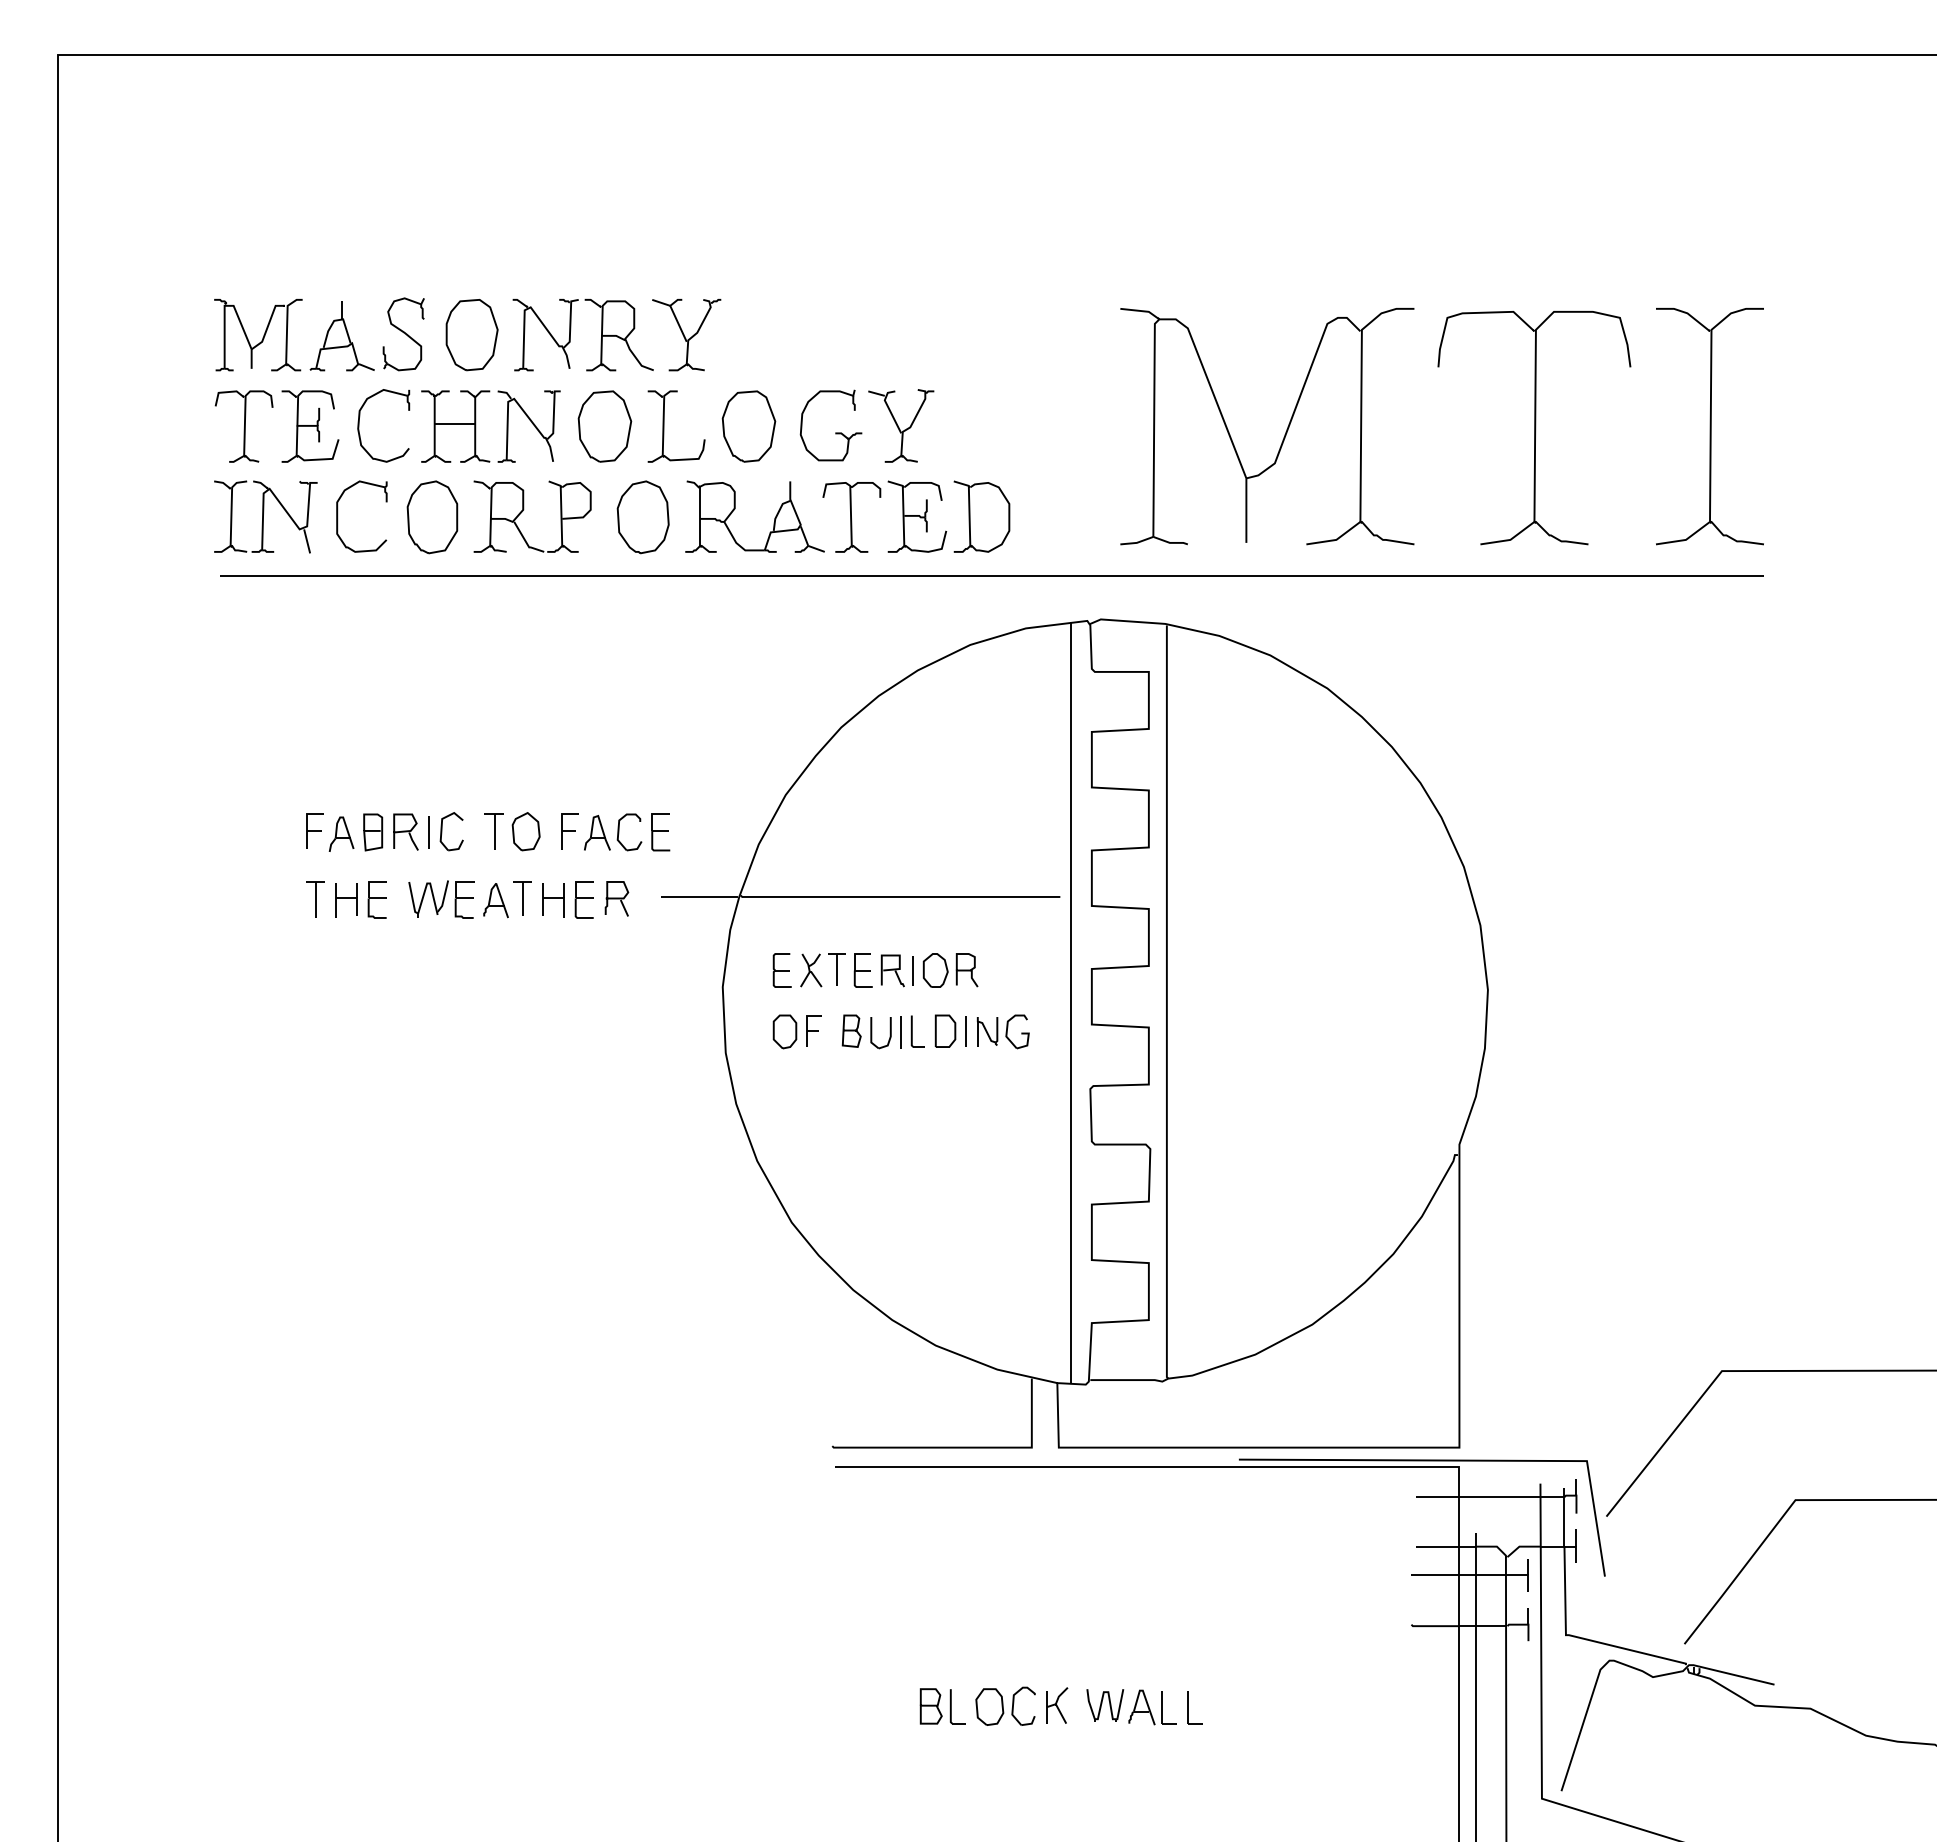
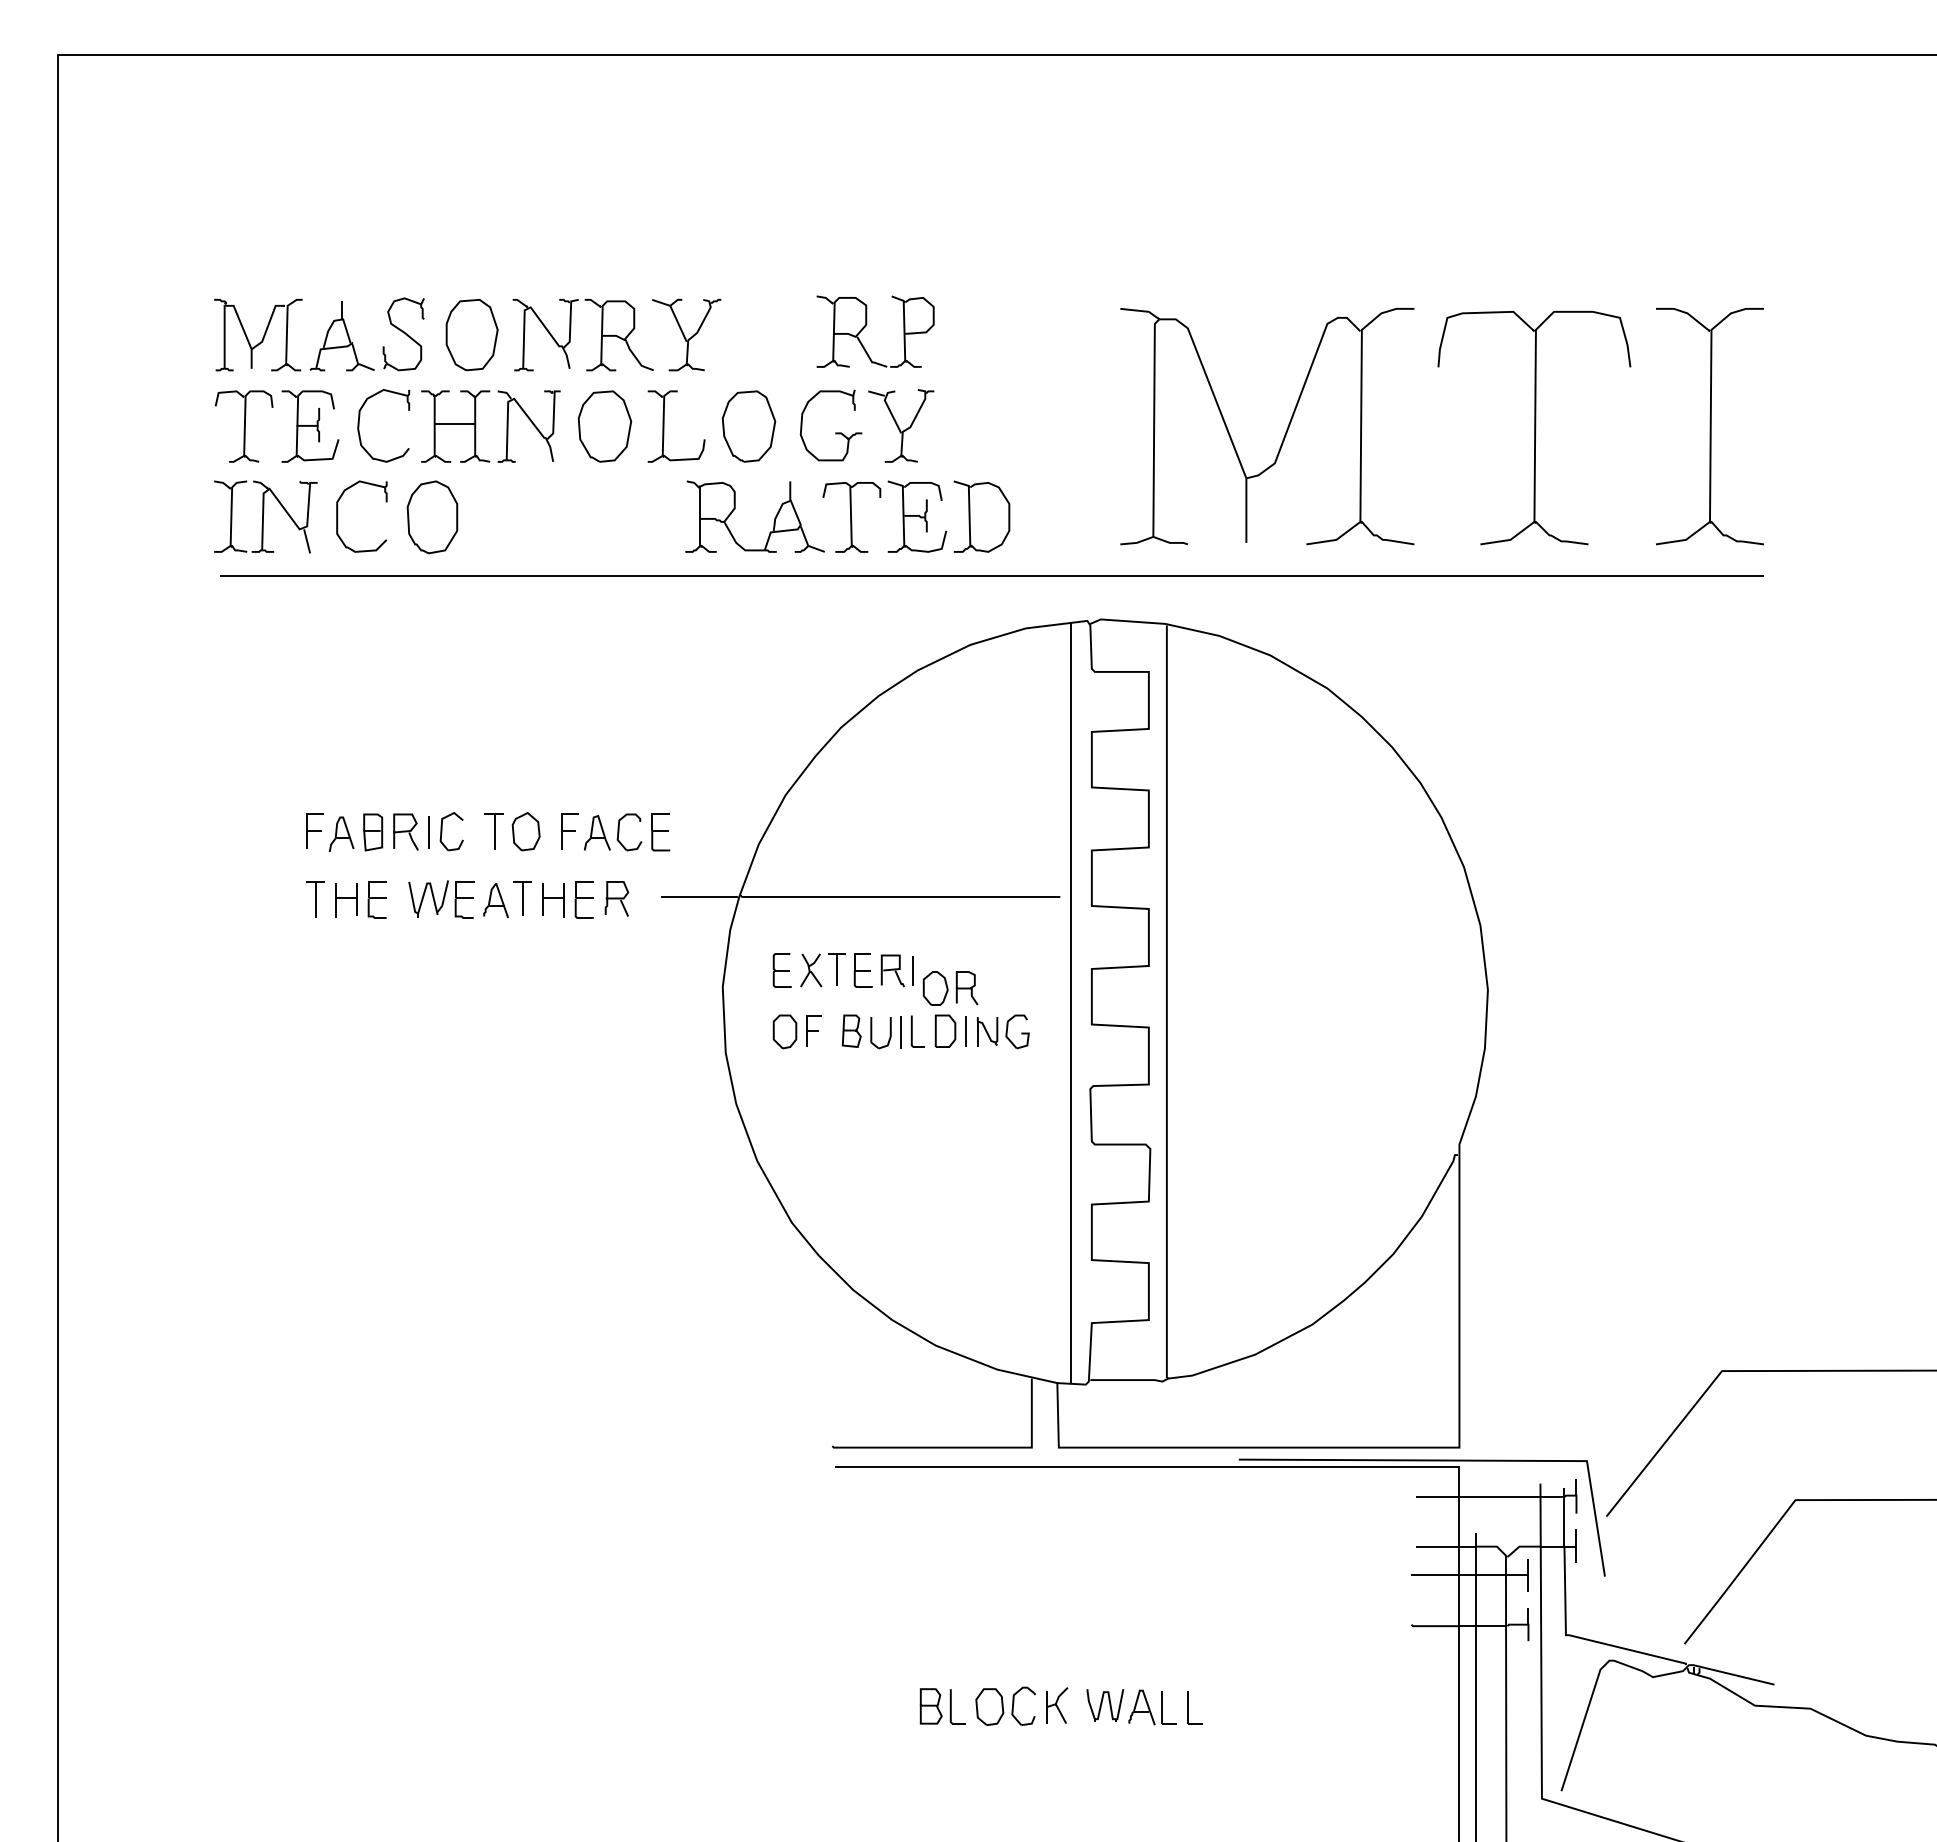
part position: (523, 511) -> (866, 326) (866, 326)
part: present -> none (642, 517)
part position: (950, 970) -> (950, 988) (950, 988)
